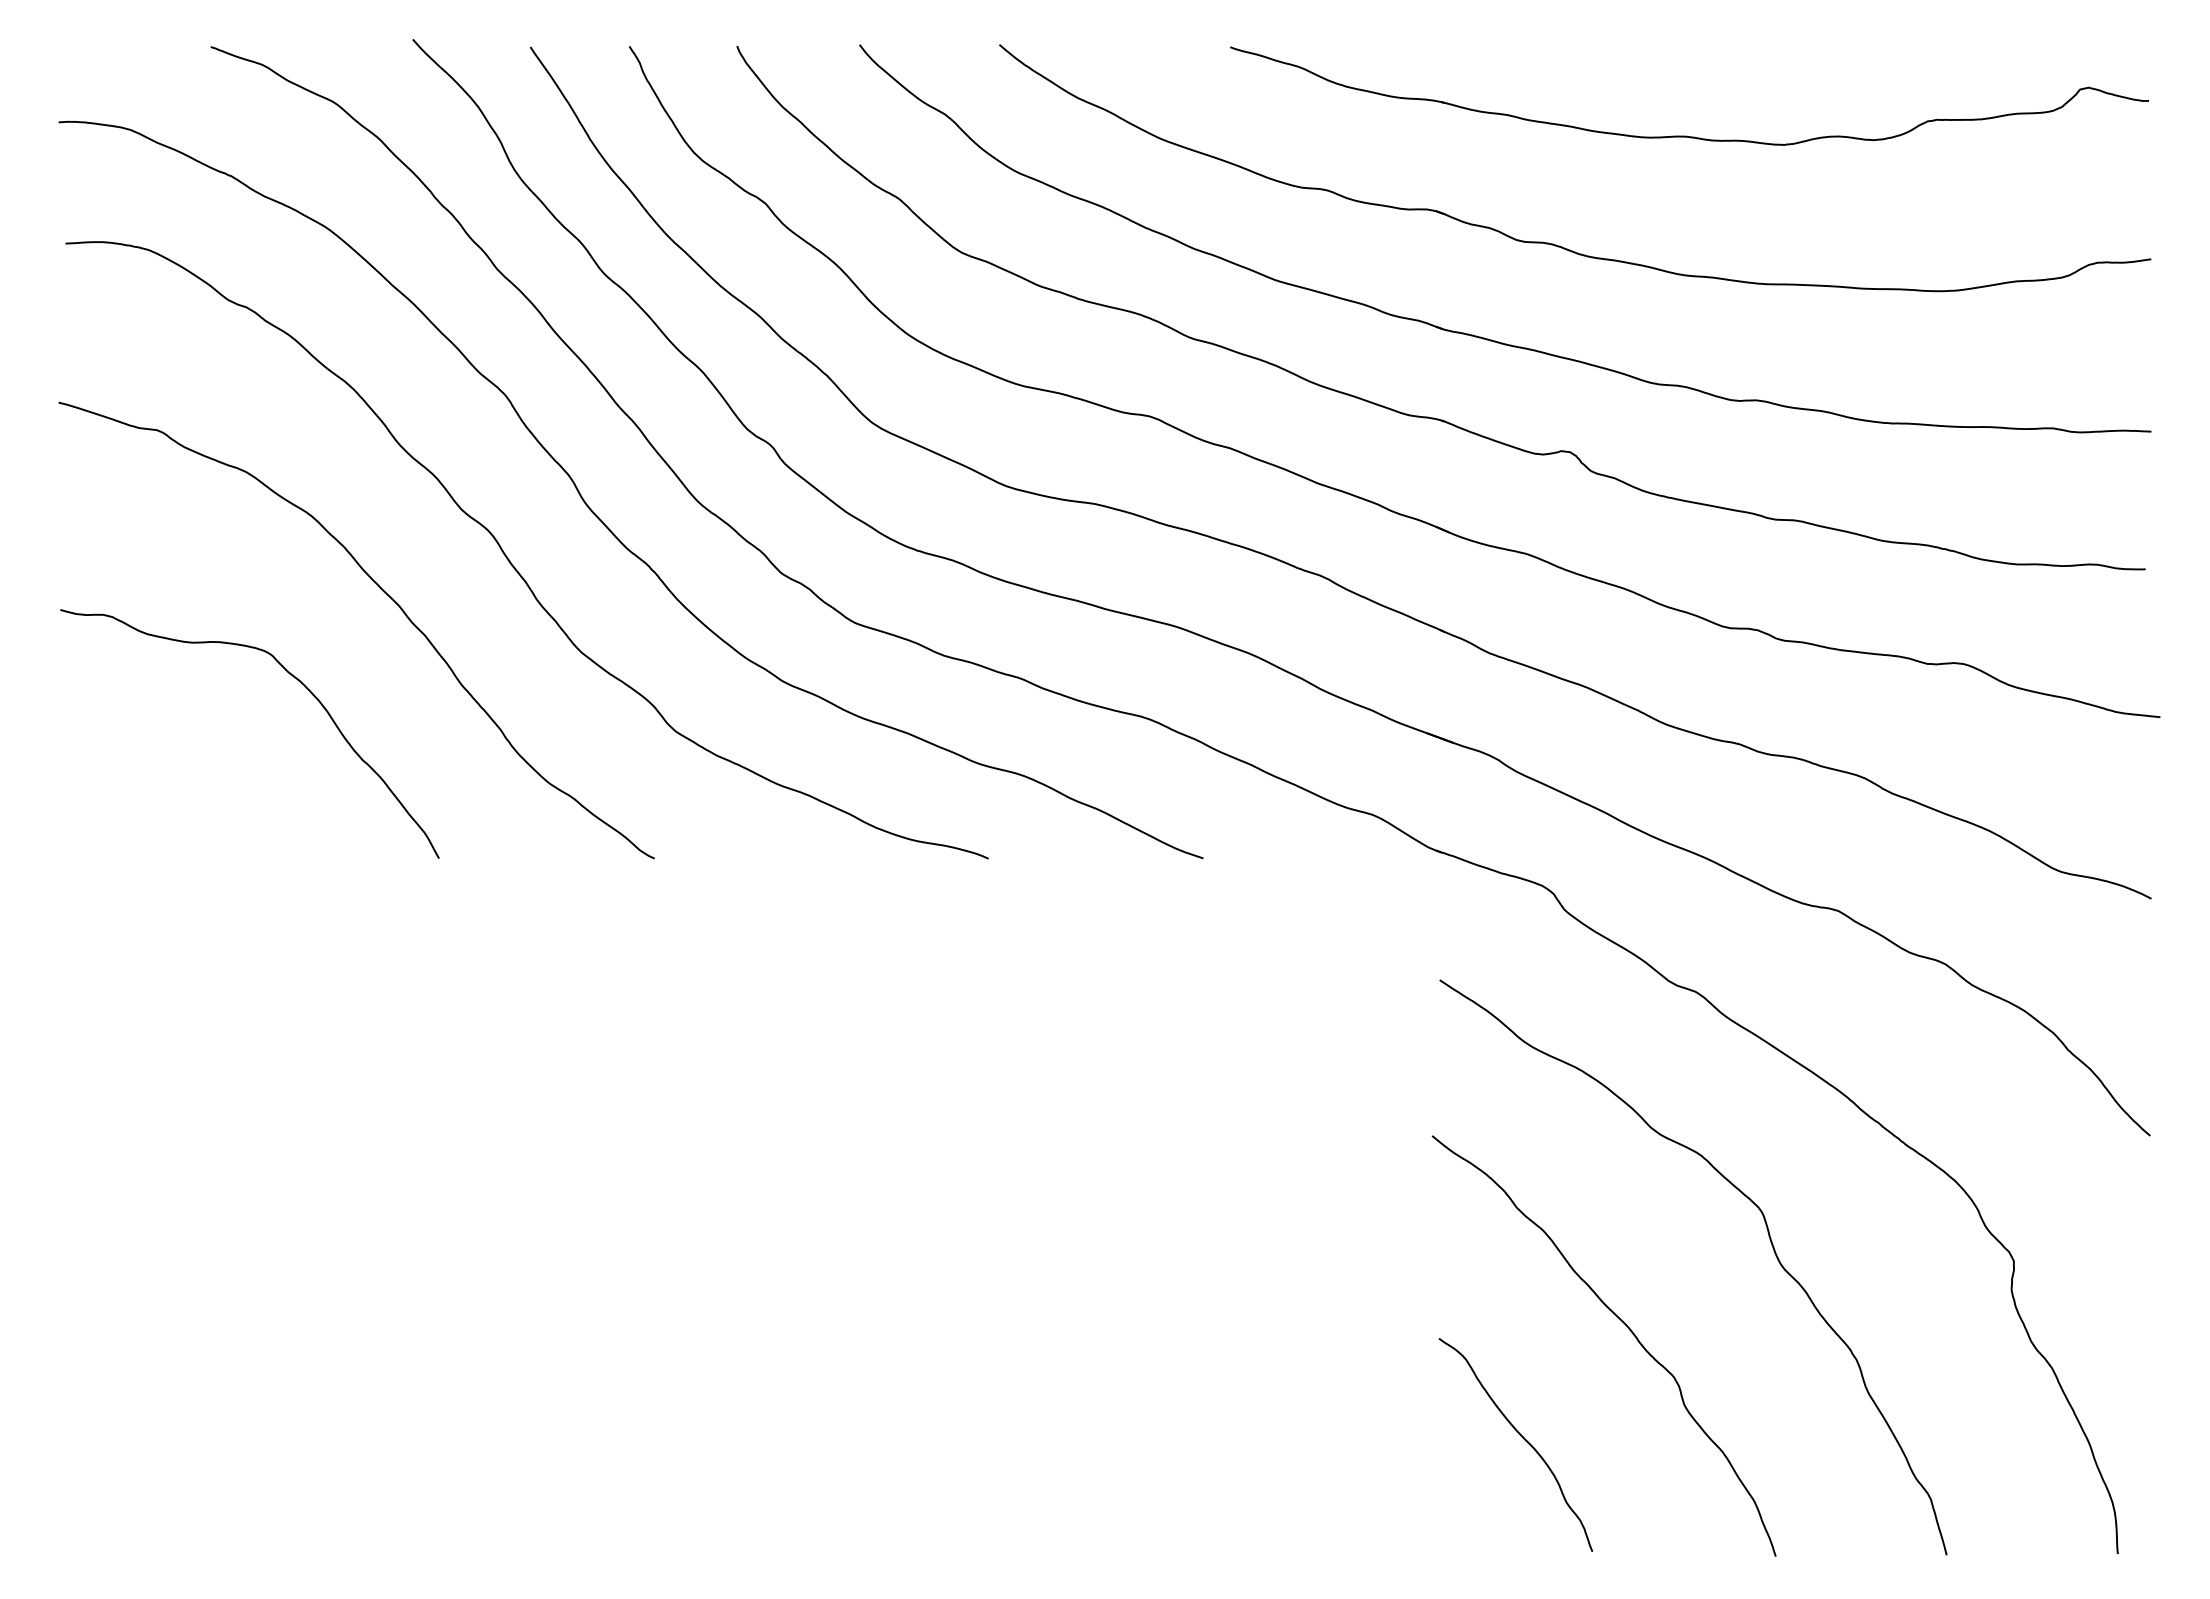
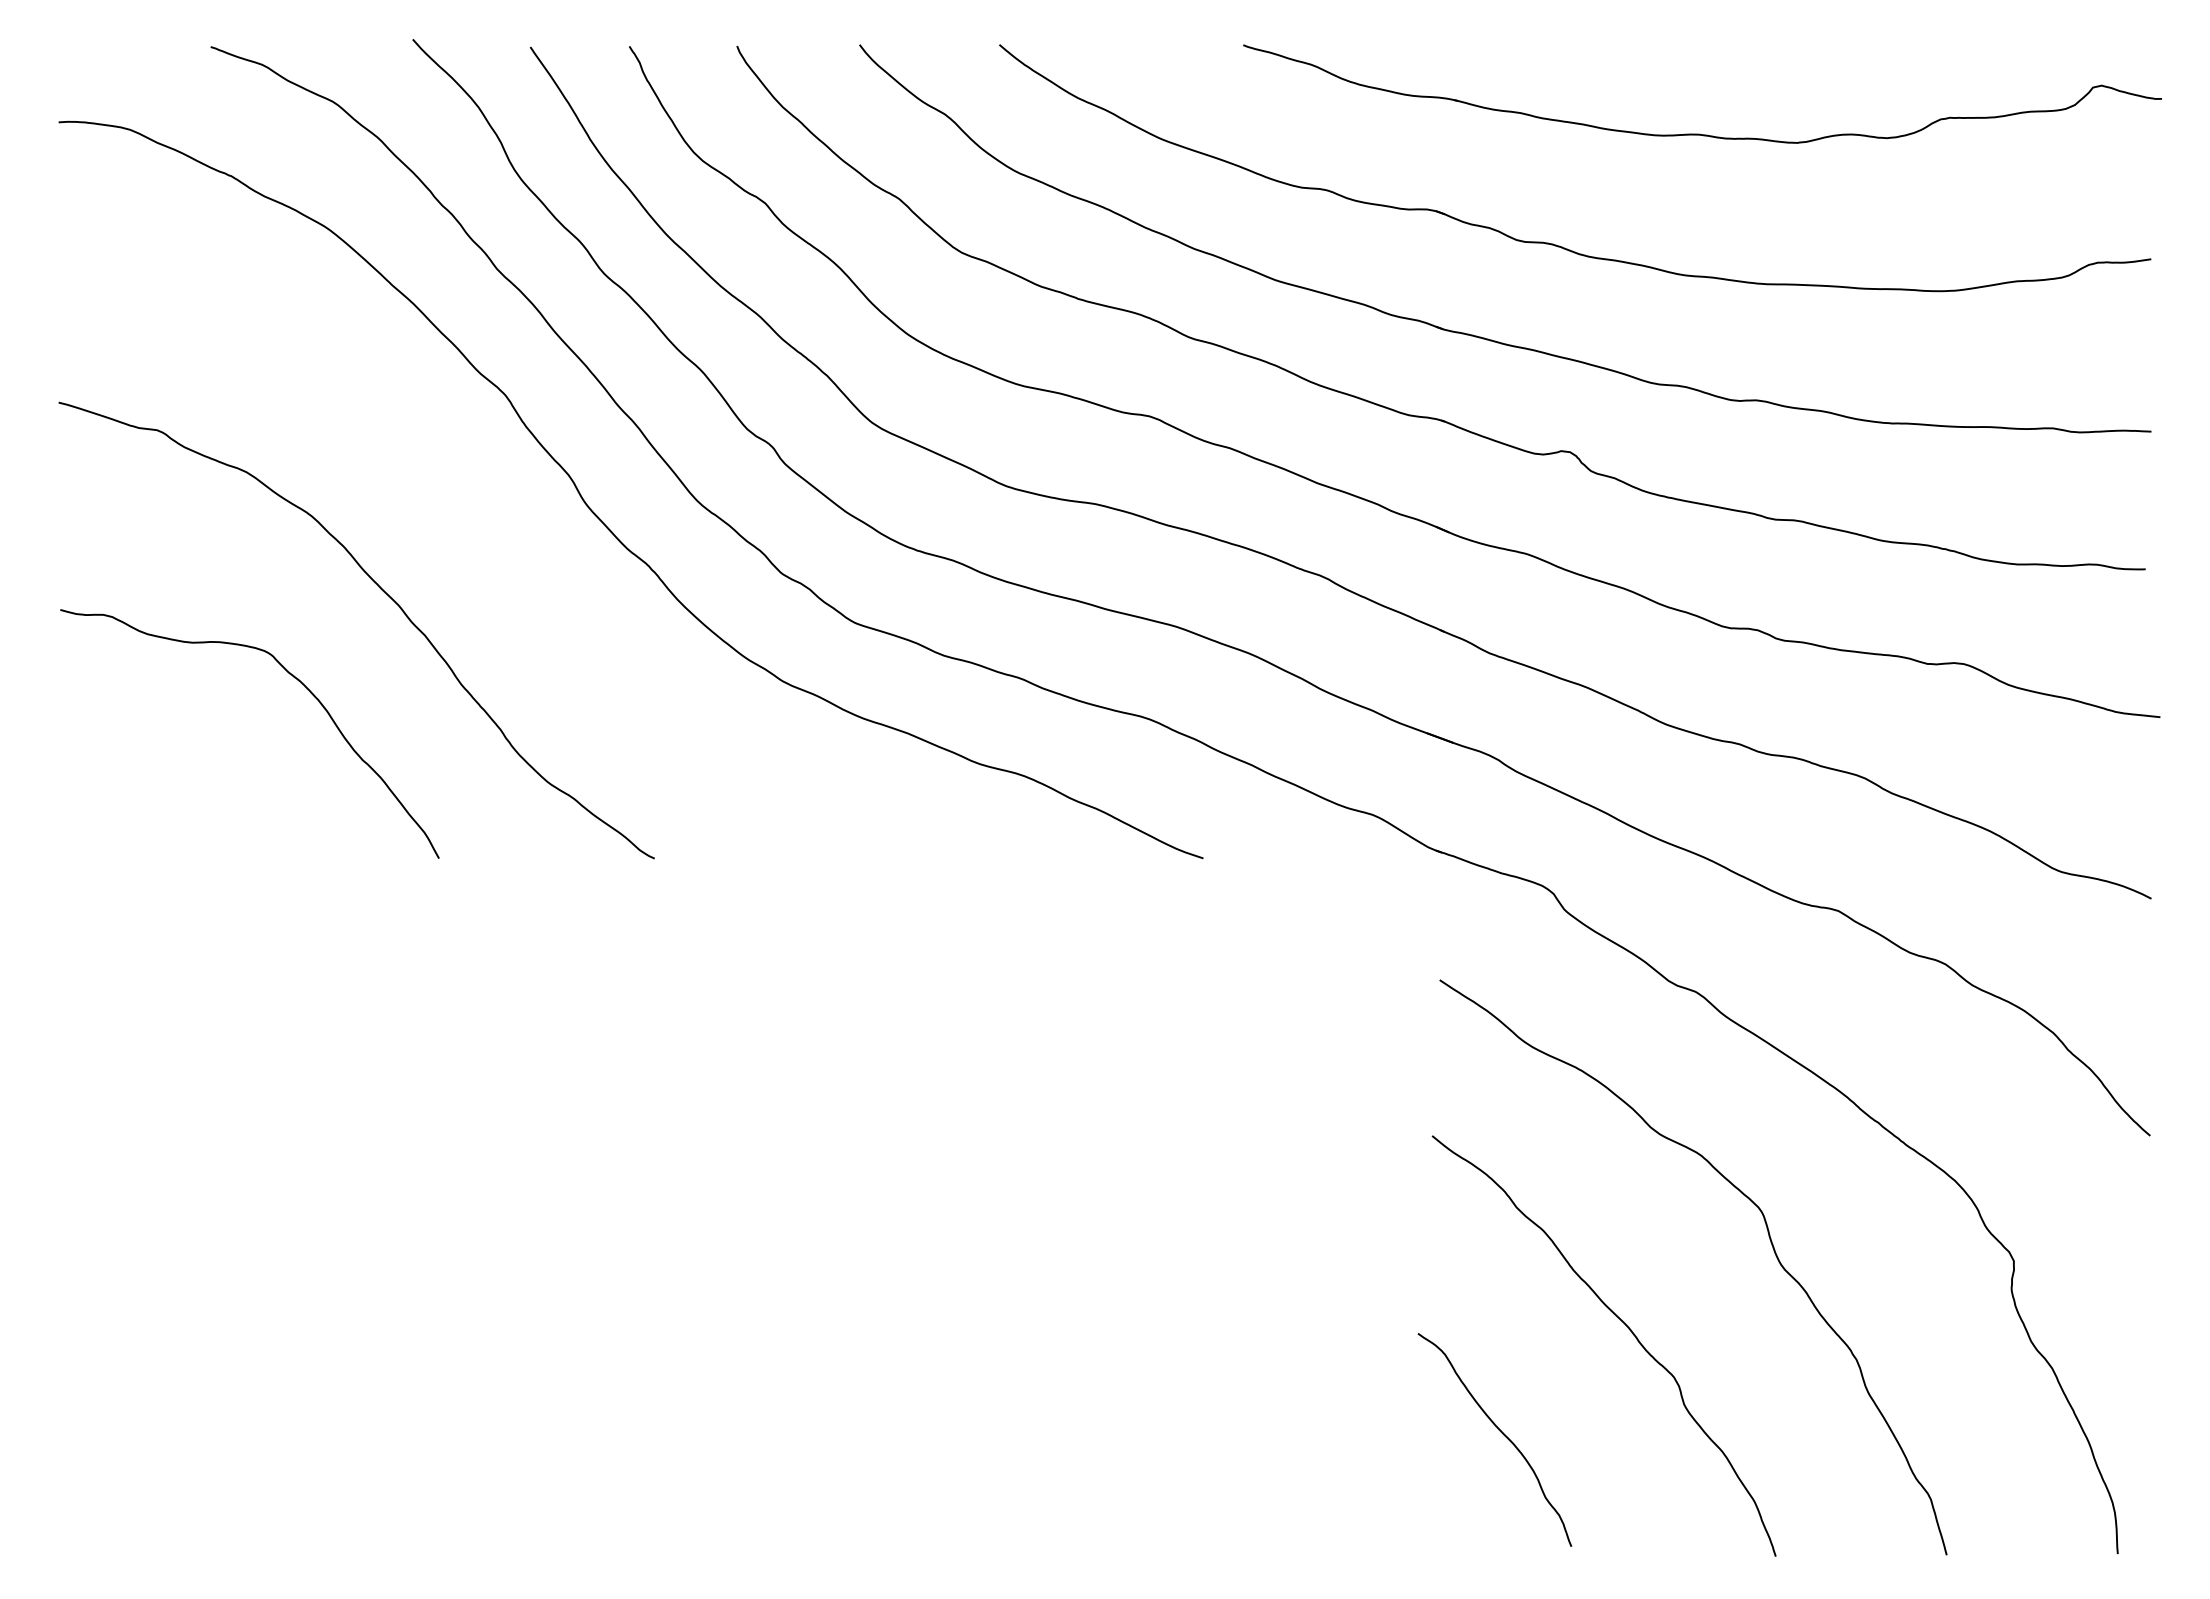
part position: (1686, 135) -> (1699, 133) (1699, 133)
curve: present -> none (512, 563)
curve position: (1521, 1437) -> (1500, 1432) (1500, 1432)
